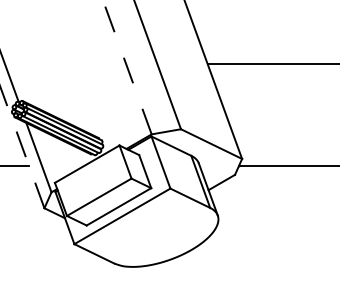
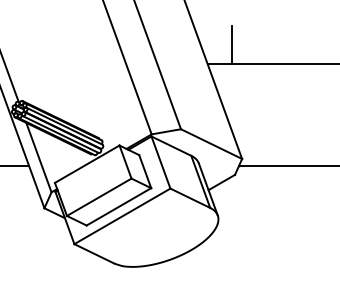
line: none -> present (231, 44)
line: dashed -> solid (127, 66)
line: dashed -> solid (22, 147)
